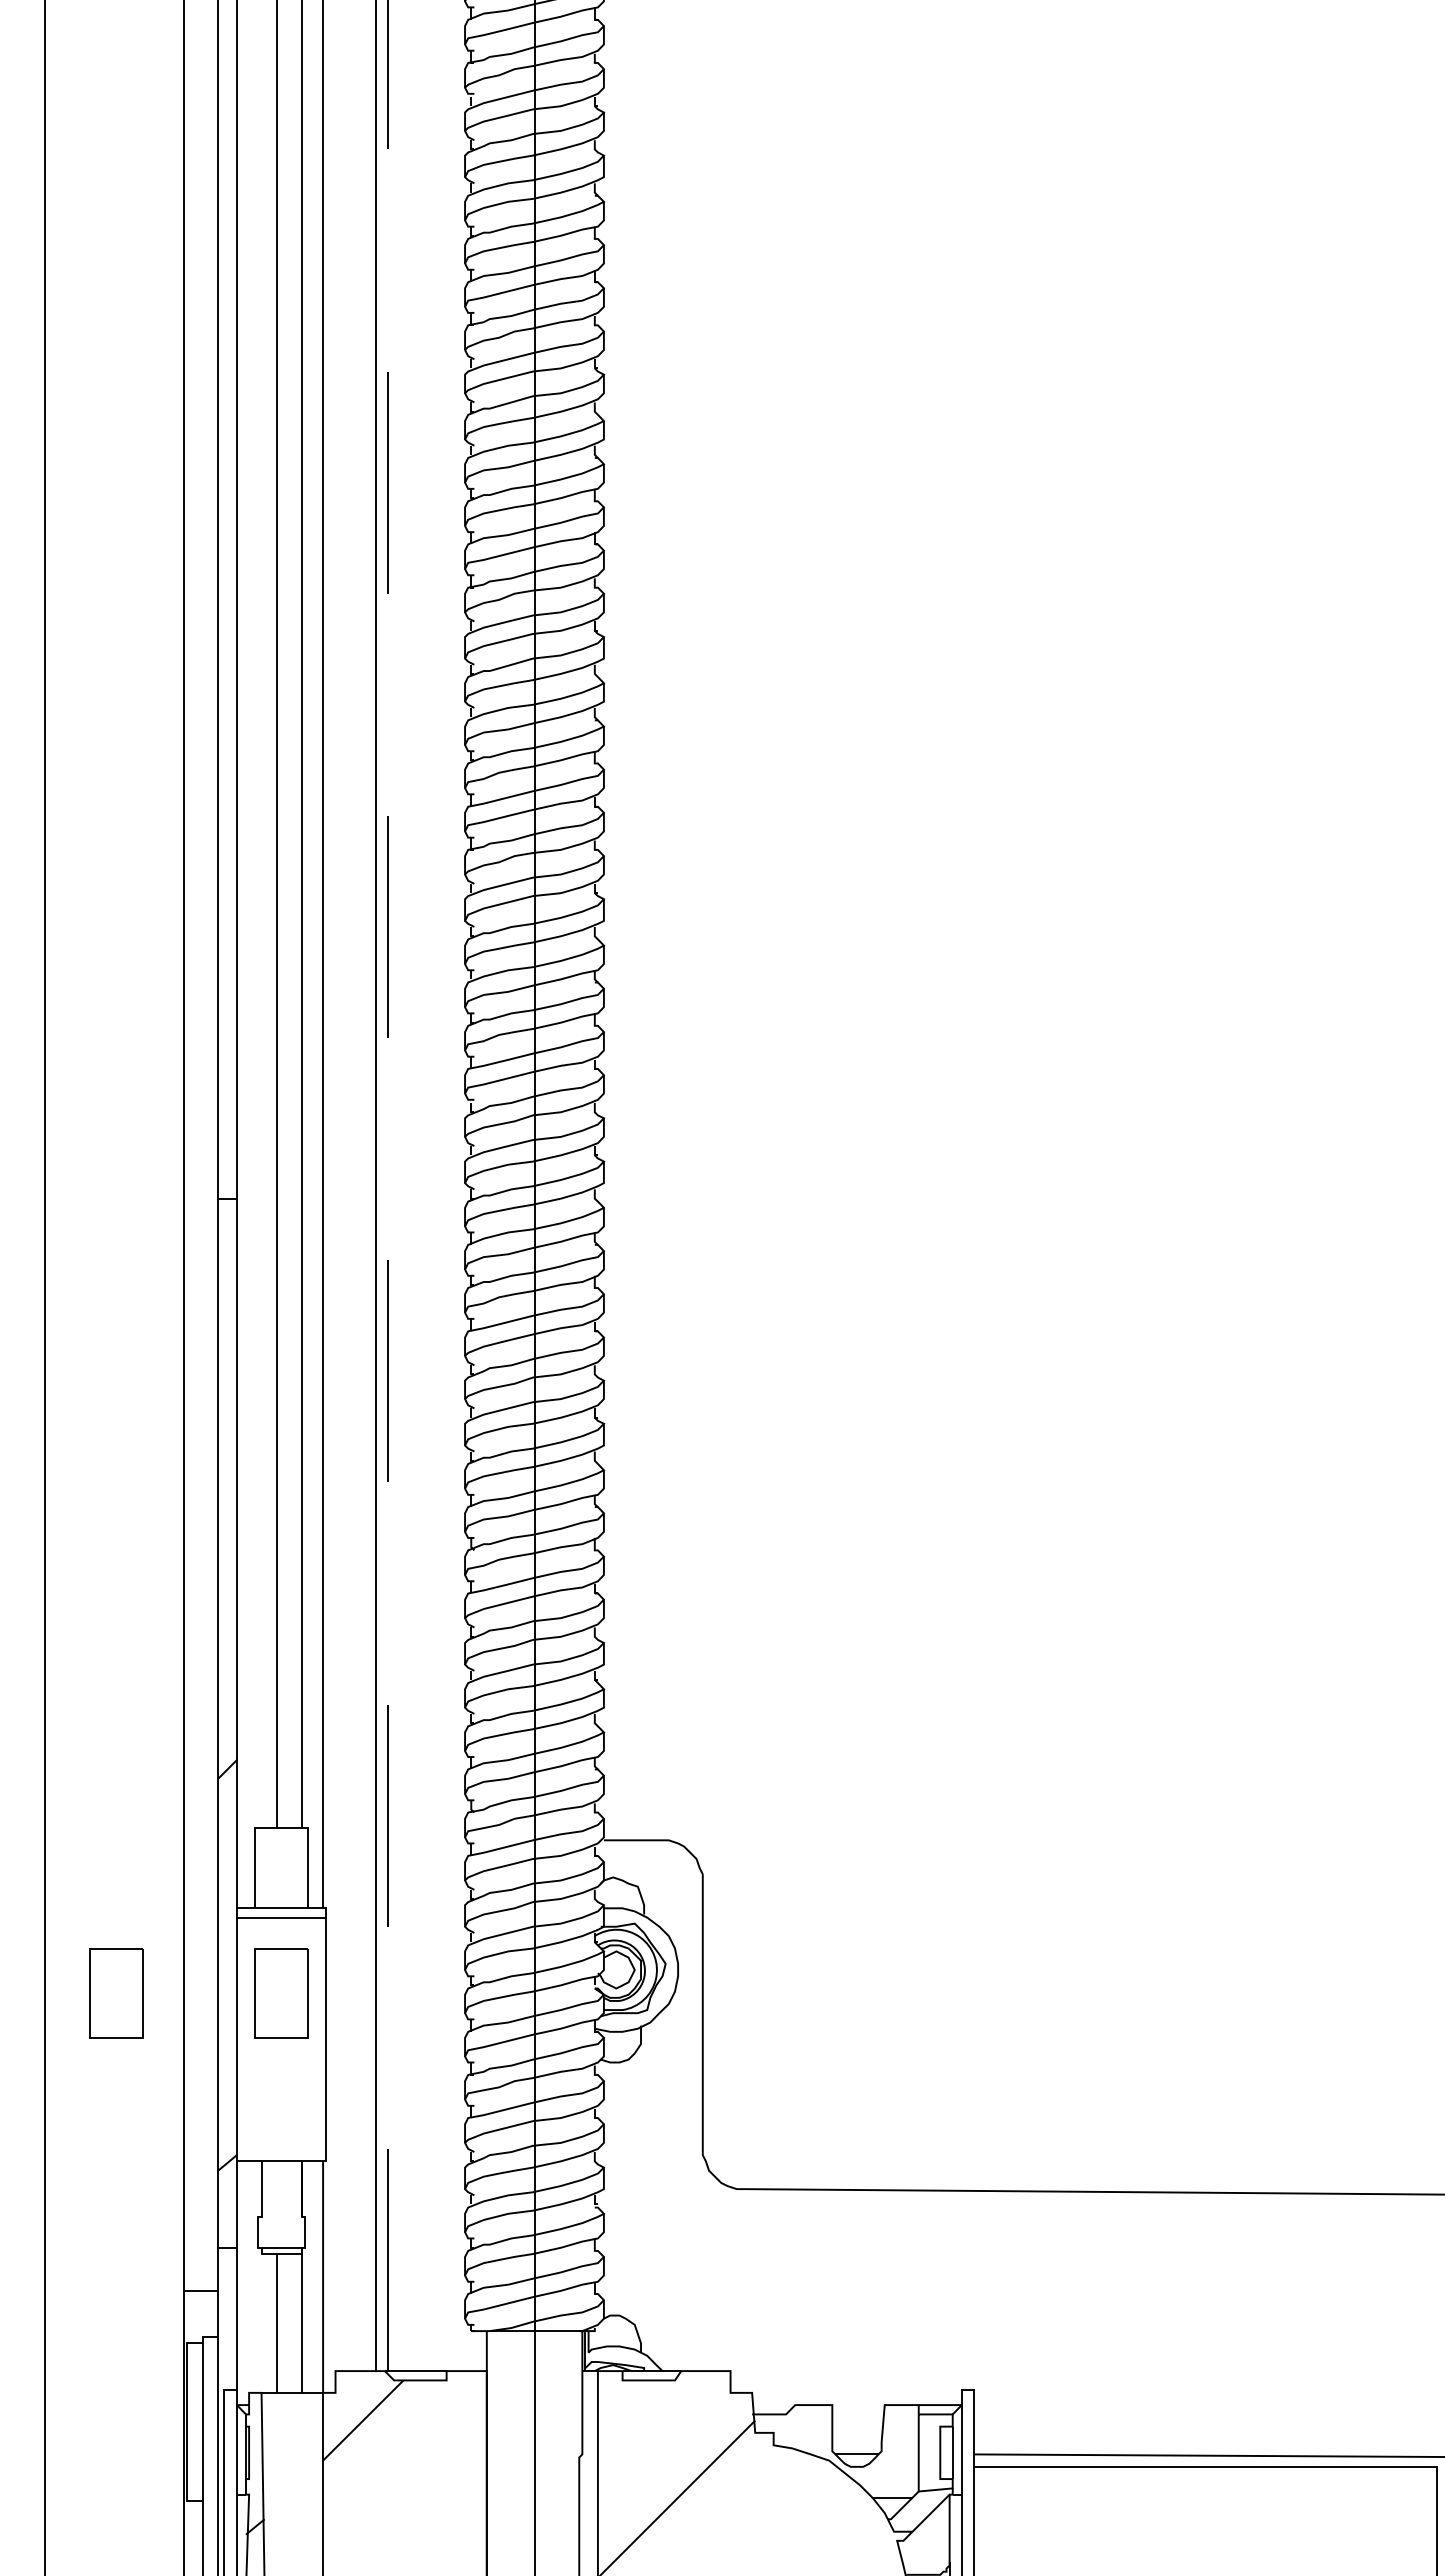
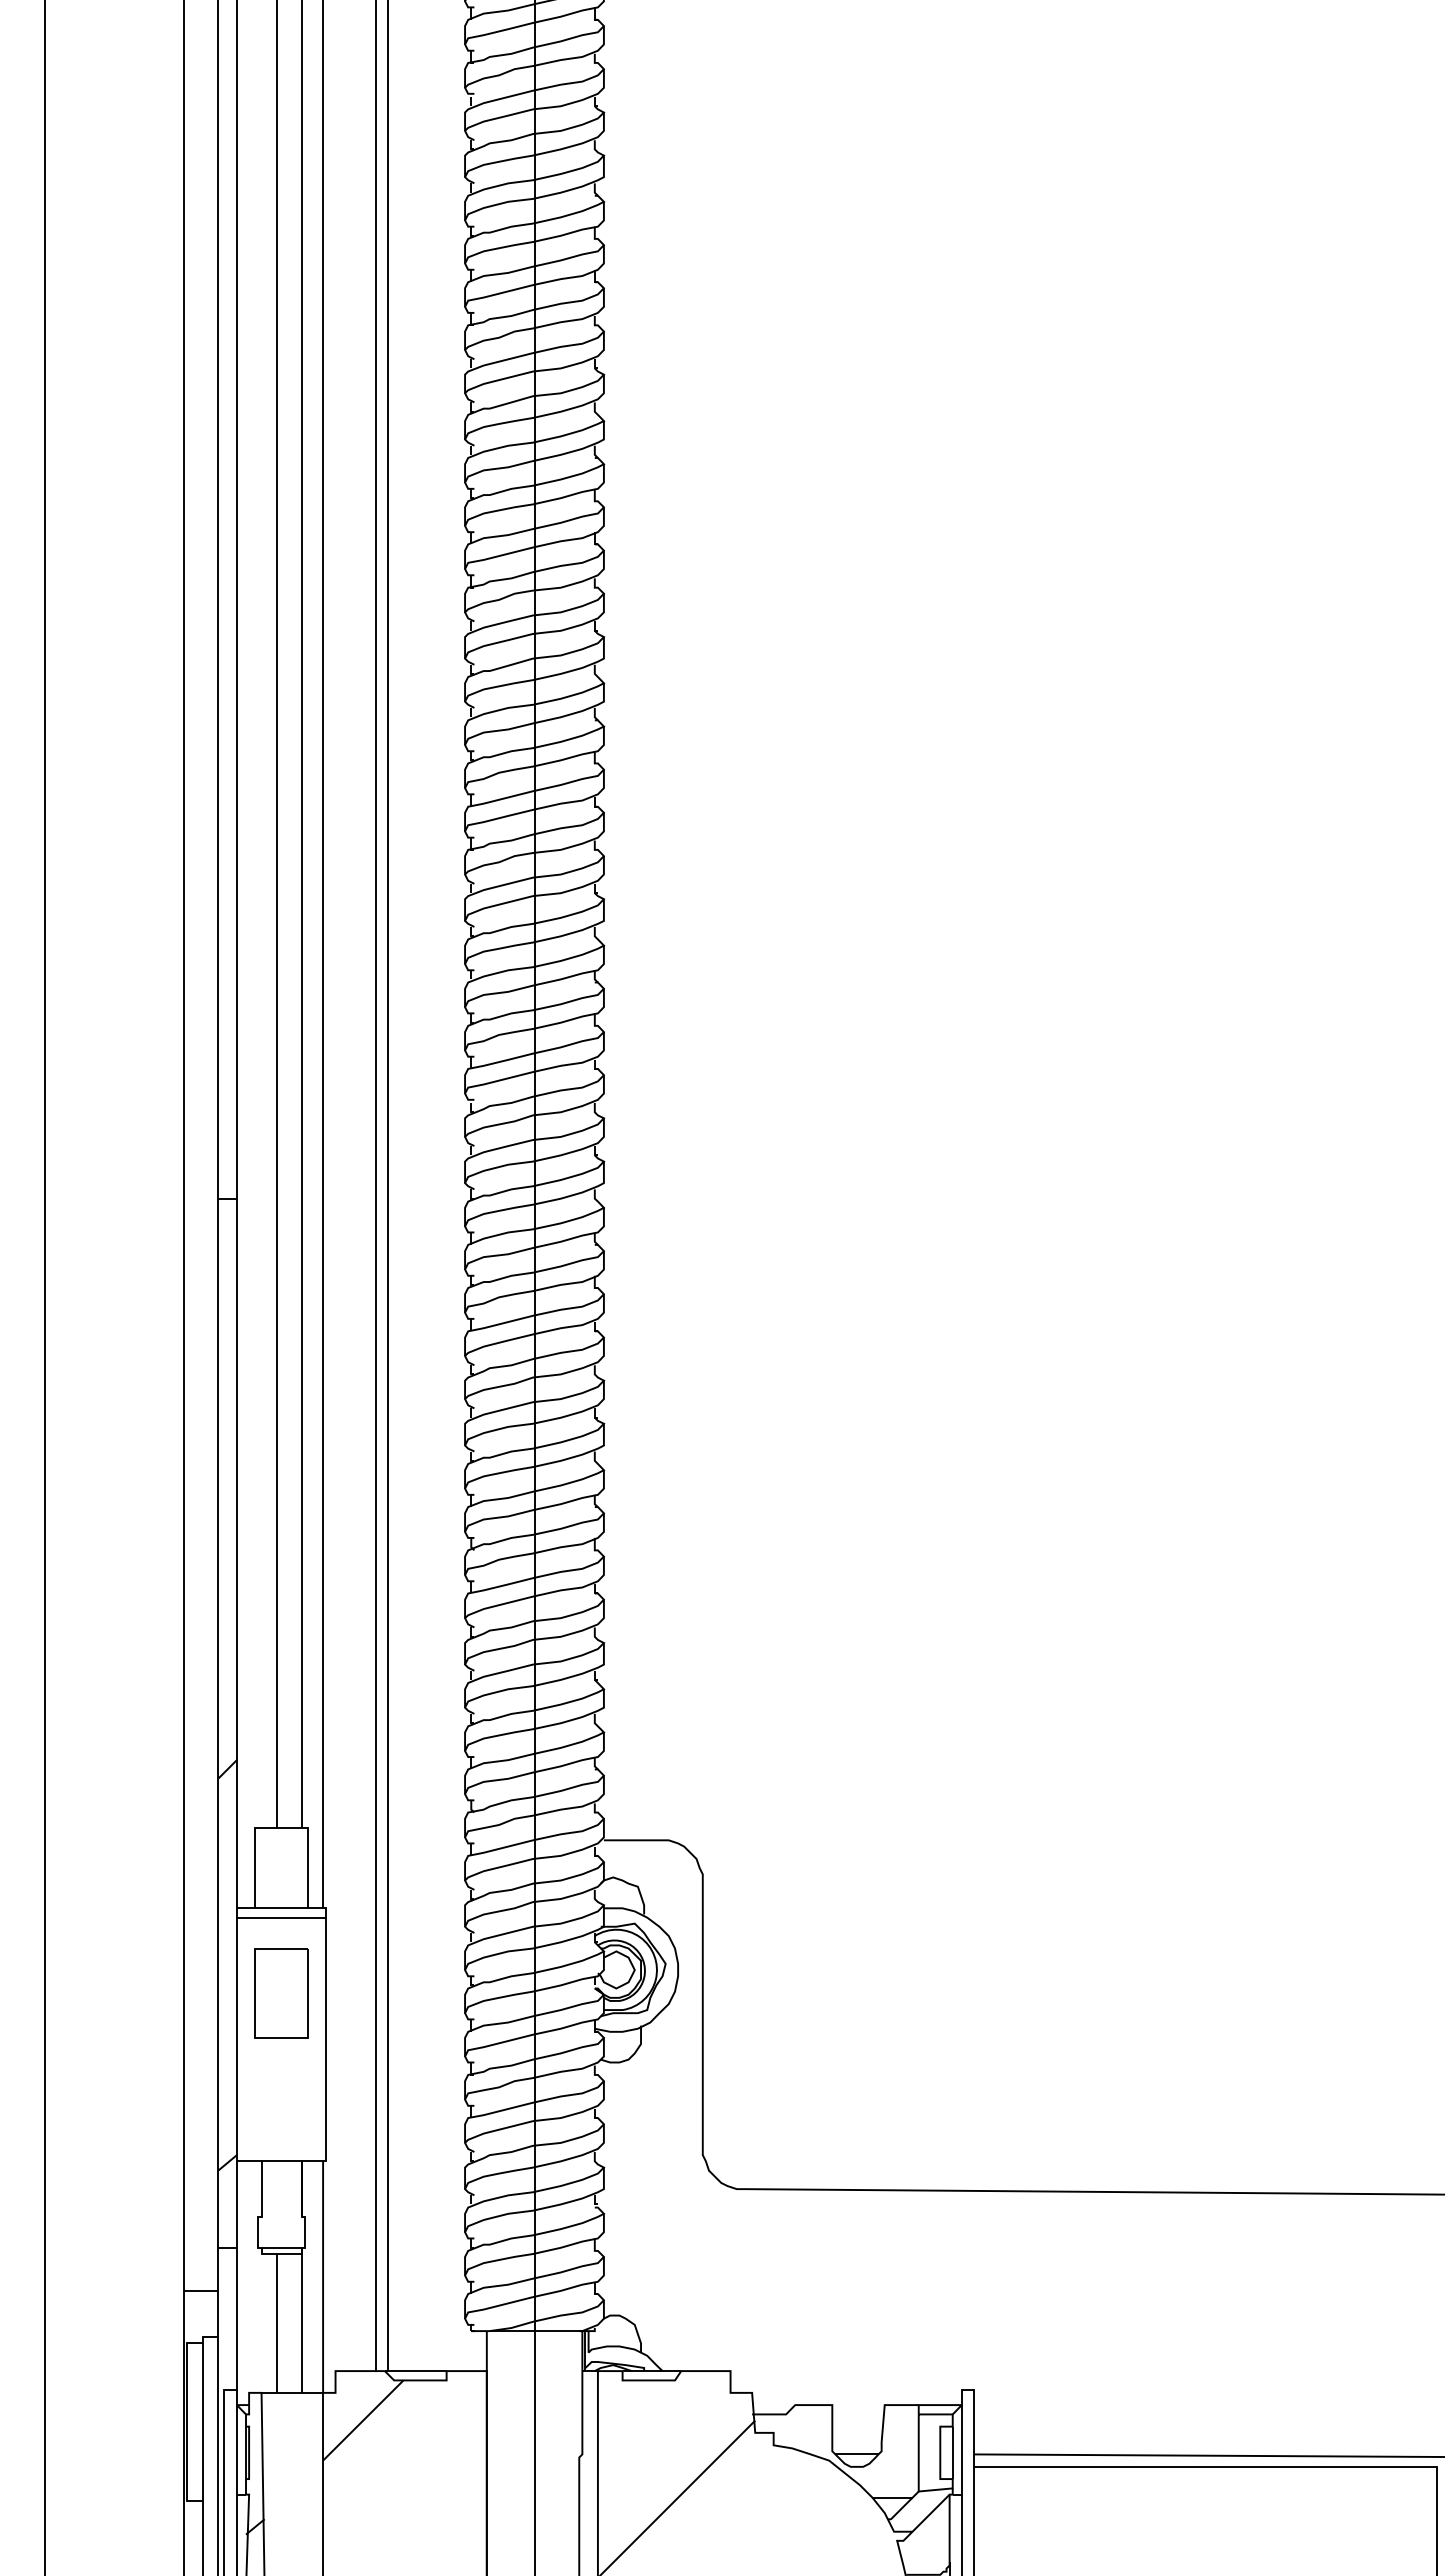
line: dashed -> solid (387, 1184)
part: present -> none (116, 1993)
